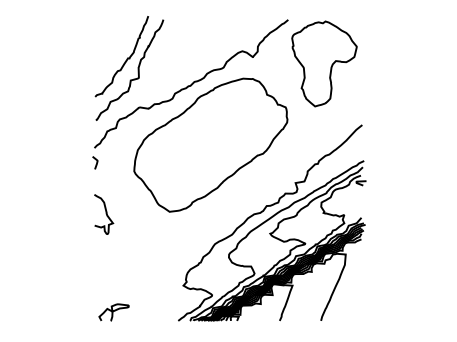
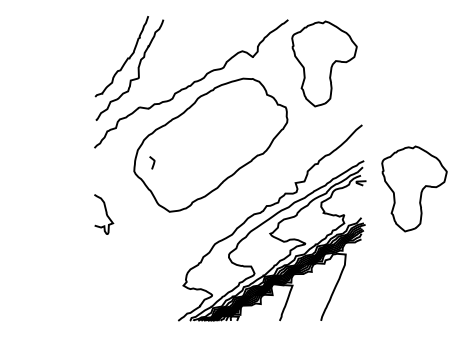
curve position: (96, 162) -> (153, 162) (153, 162)
part: none -> present (414, 188)
curve: present -> none (113, 312)
